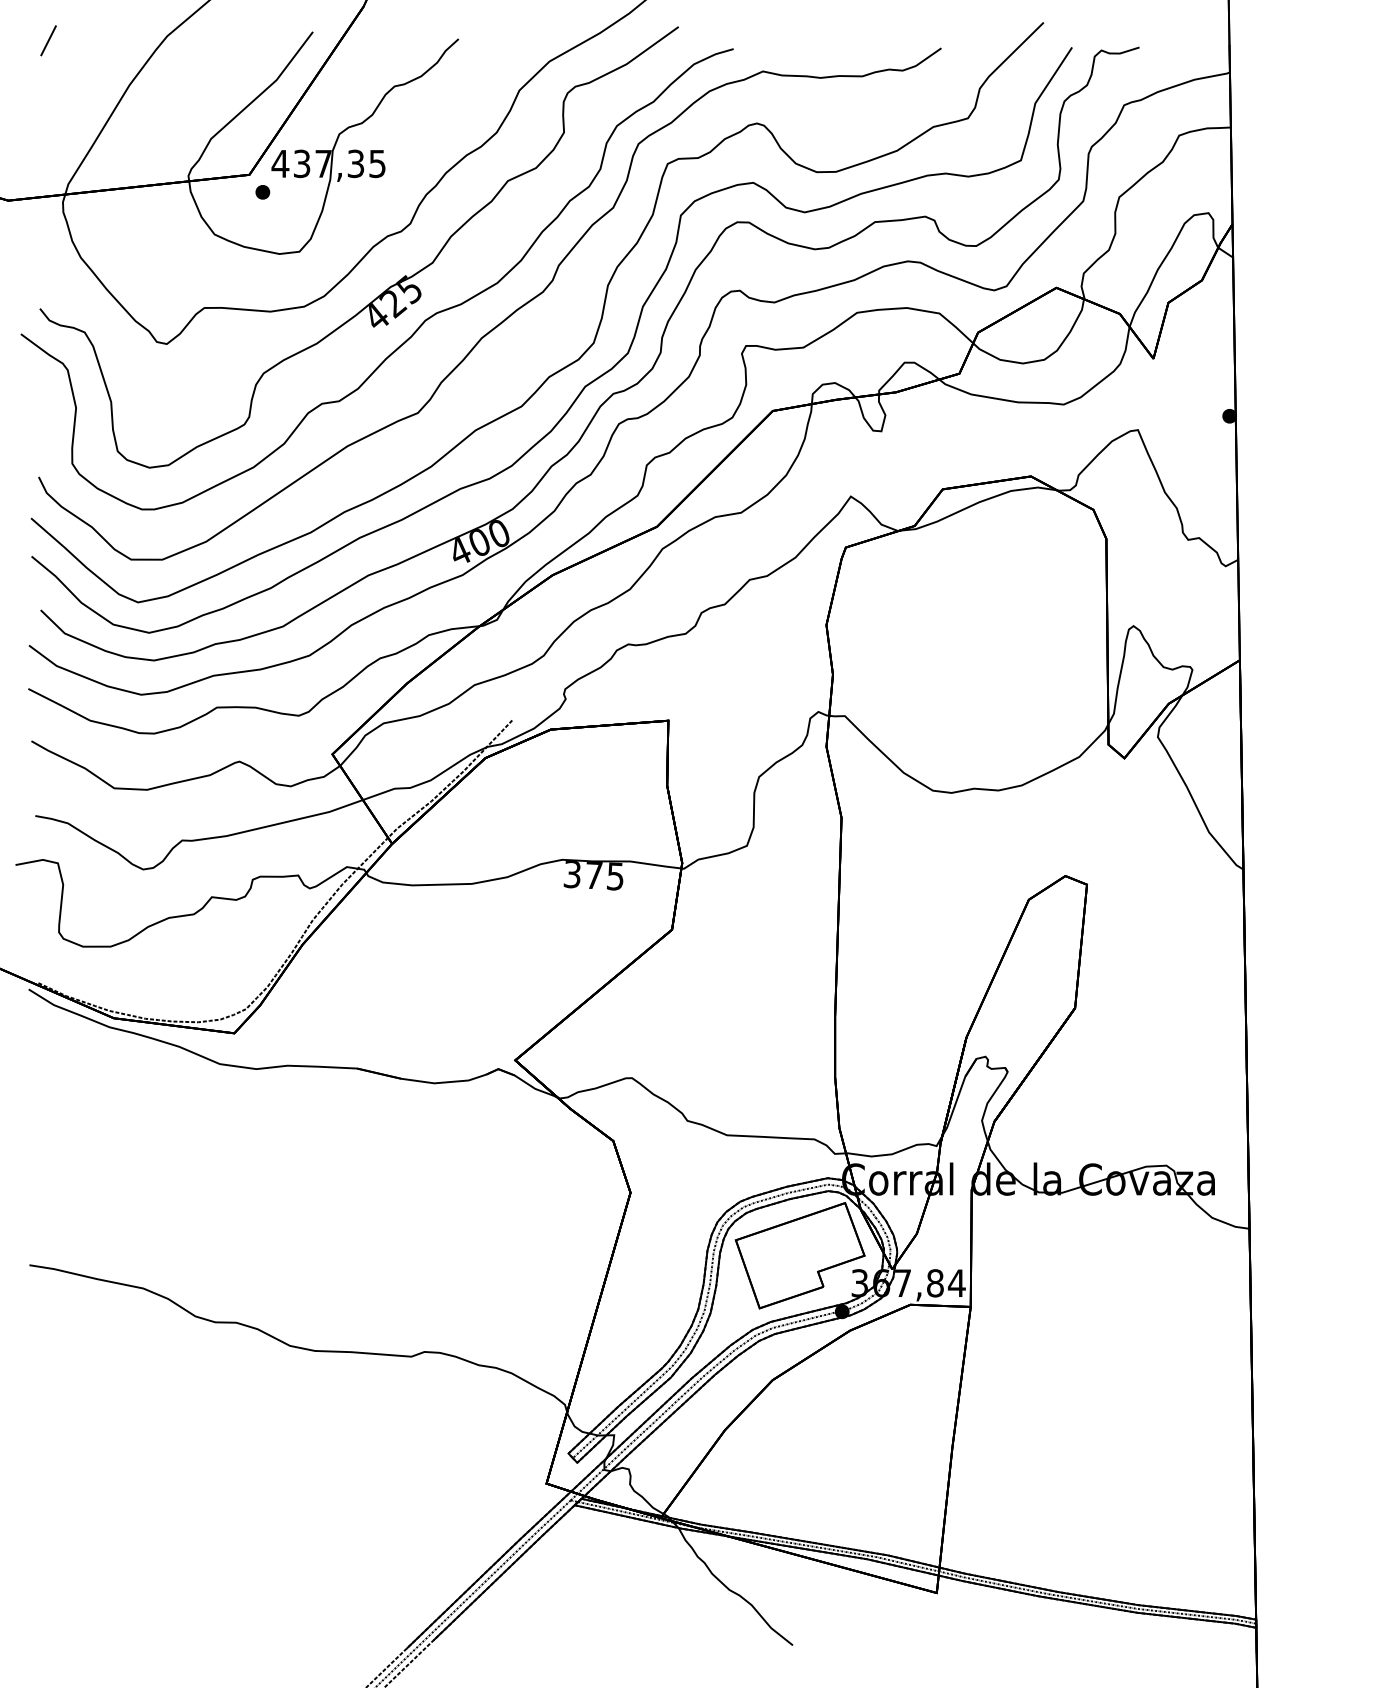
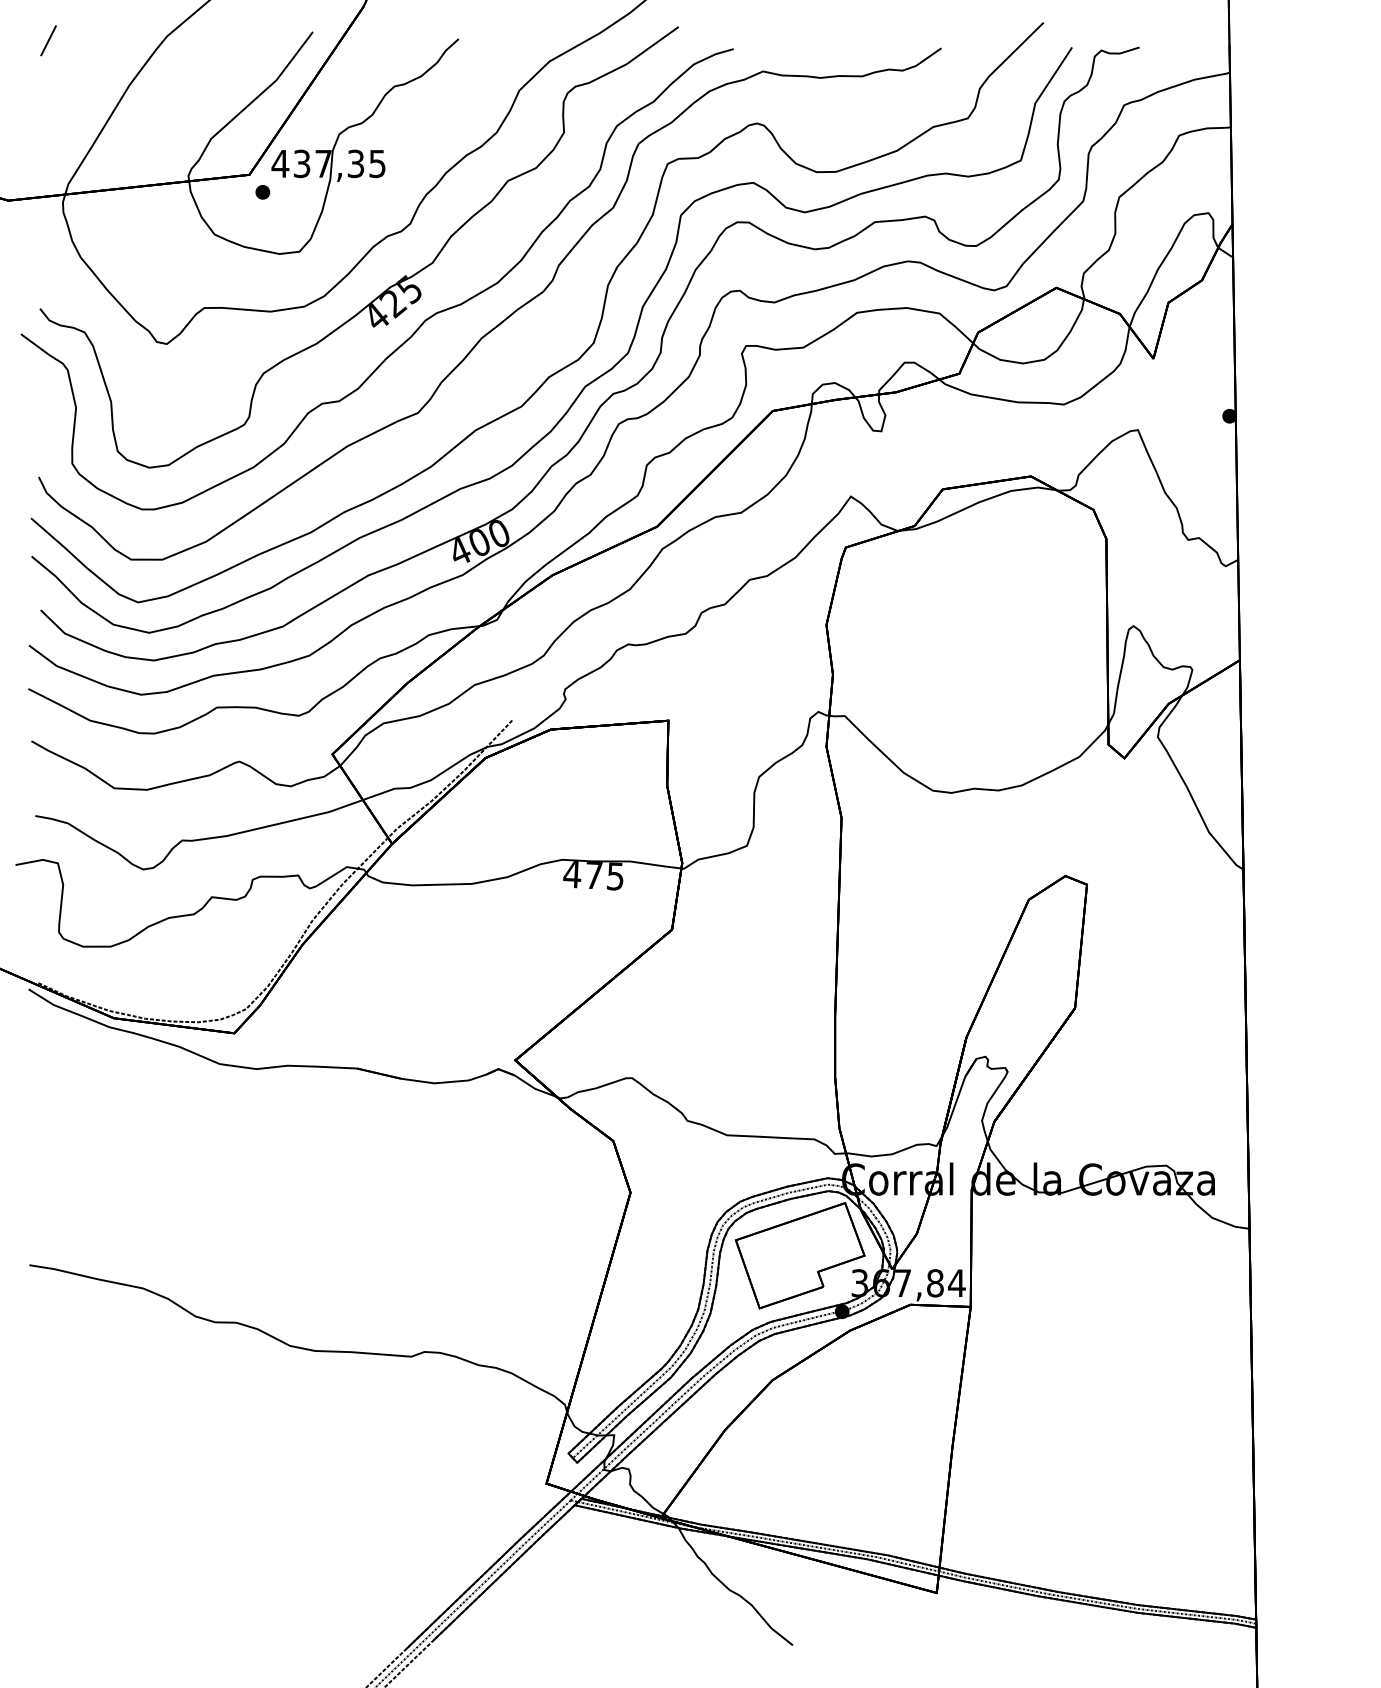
text: 375 -> 475 (572, 874)
